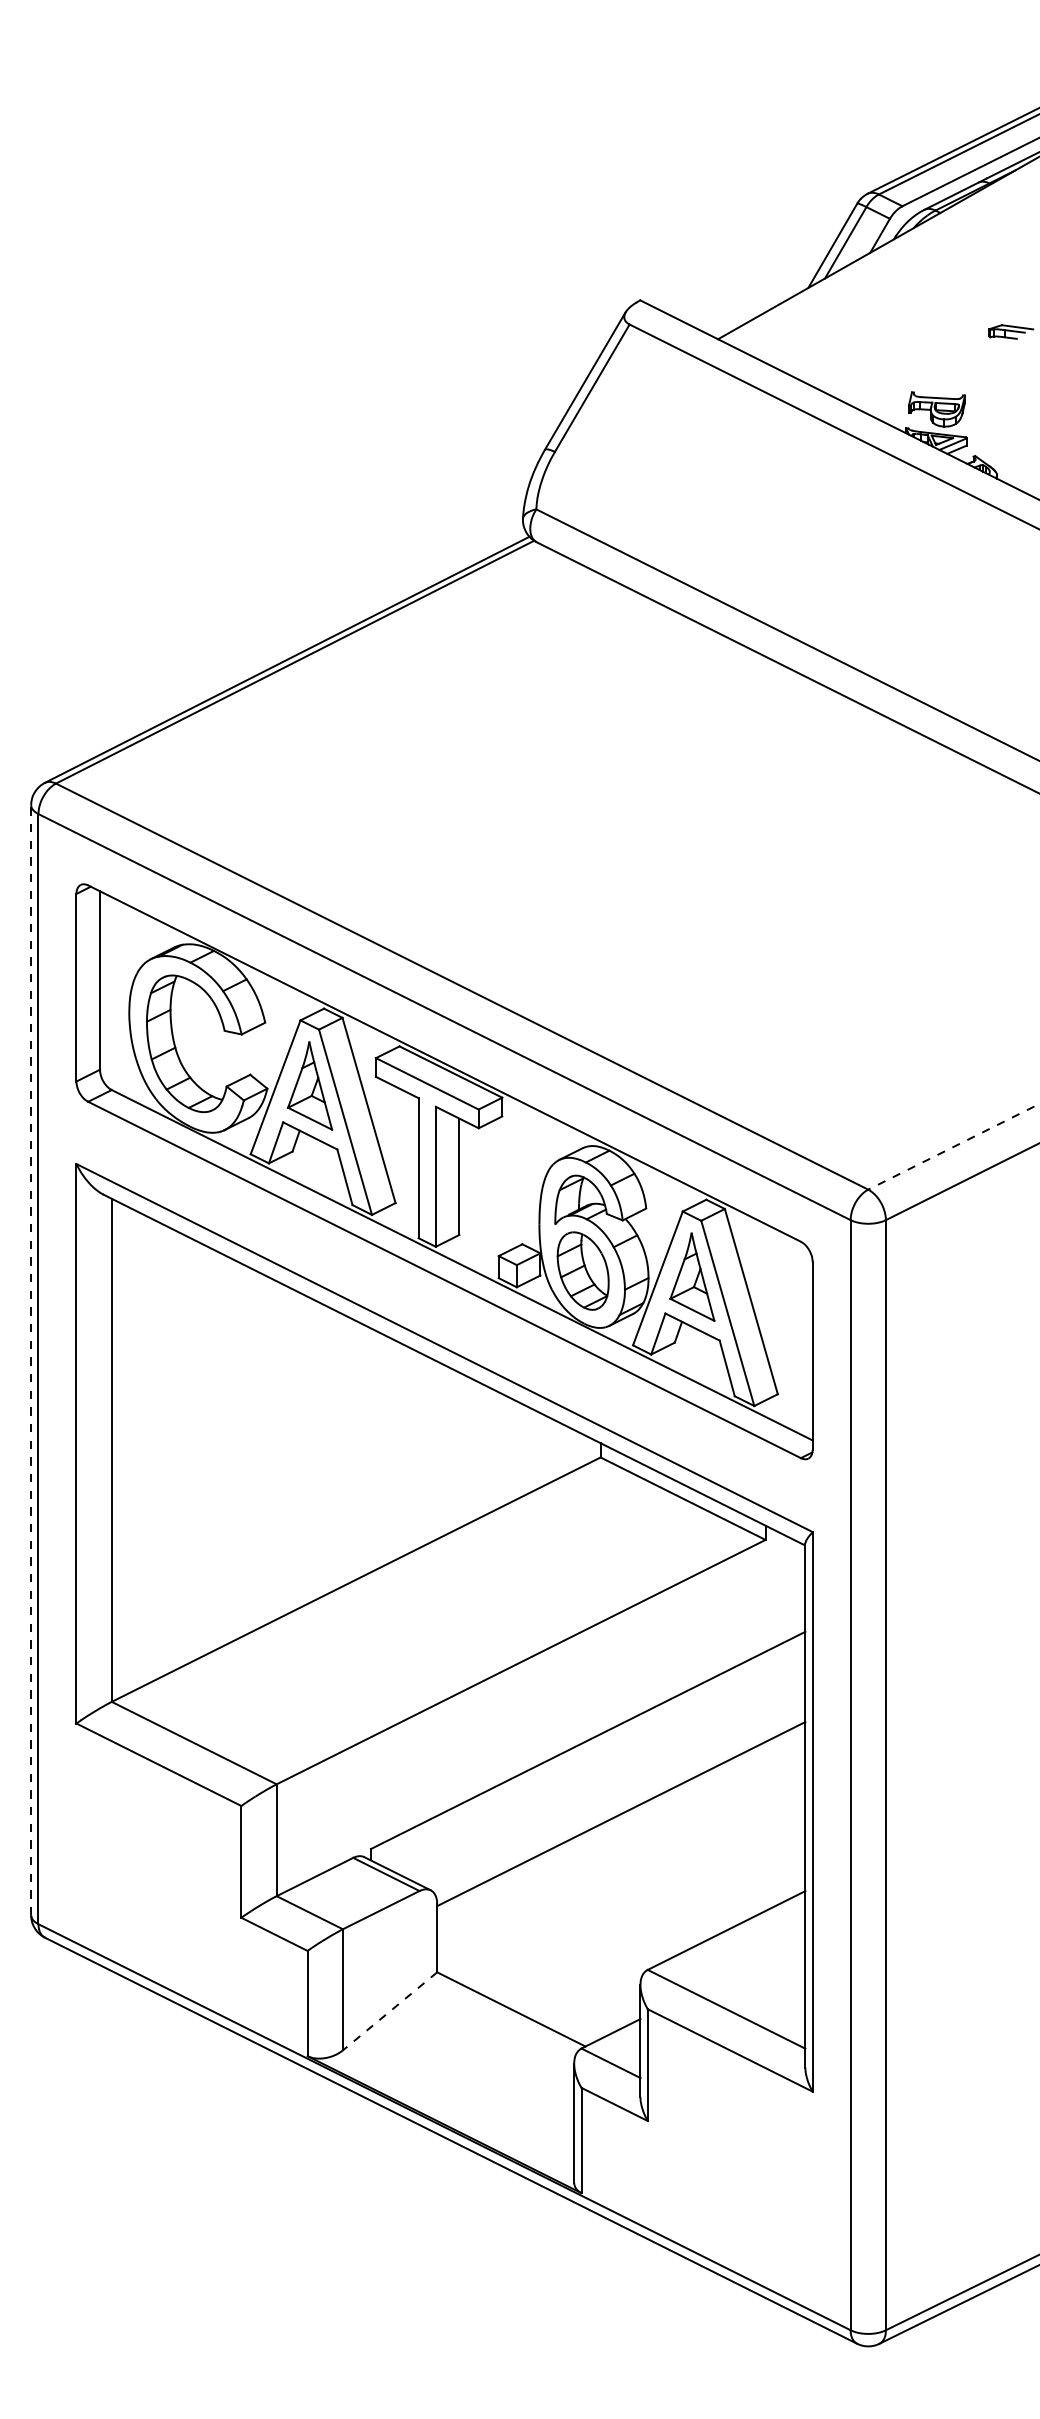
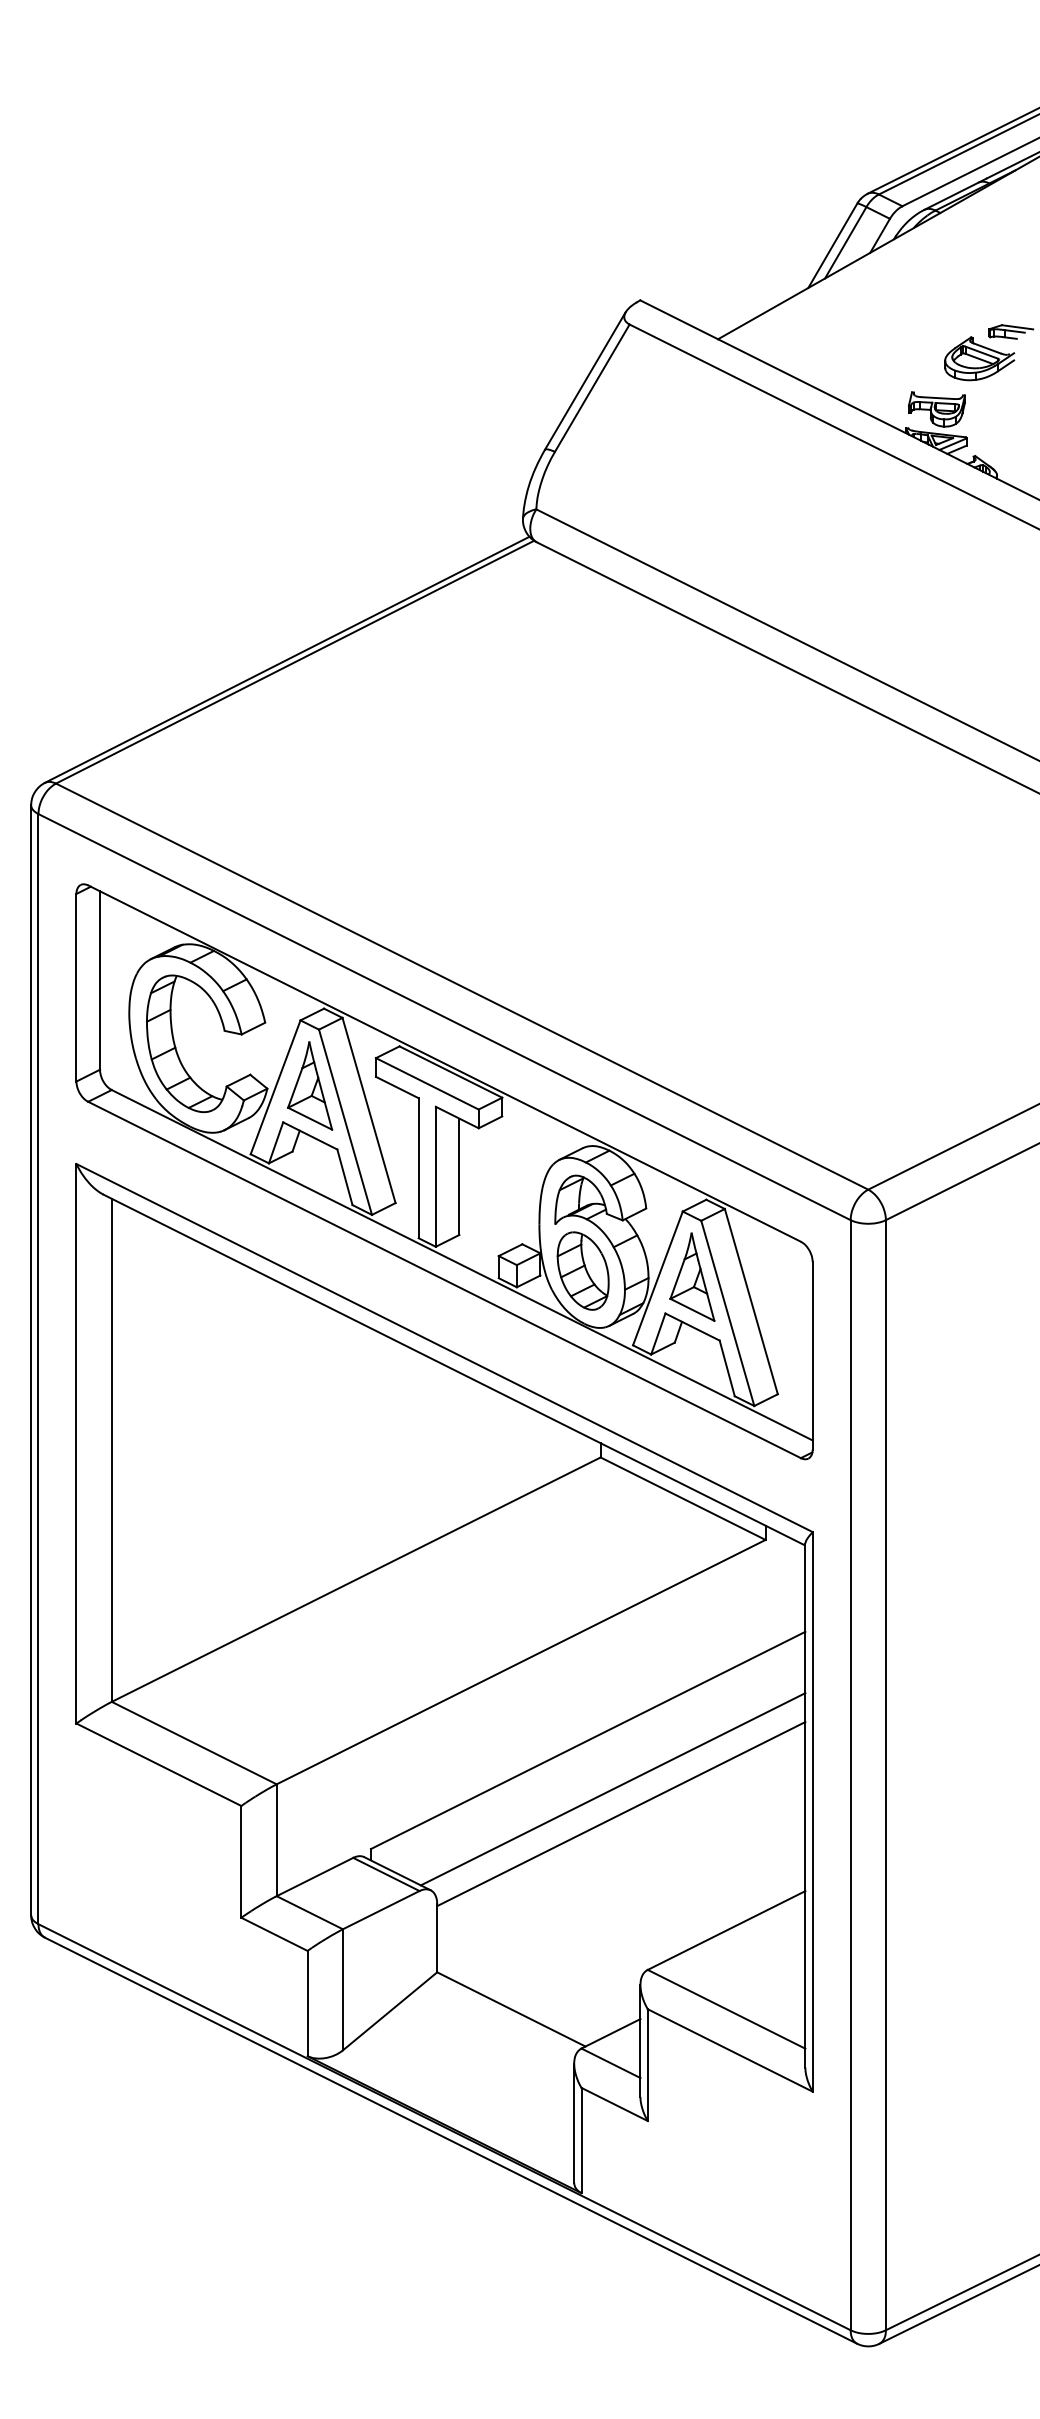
part: none -> present (979, 358)
line: dashed -> solid (954, 1146)
line: dashed -> solid (31, 1359)
line: none -> present (612, 1789)
line: dashed -> solid (389, 2011)
